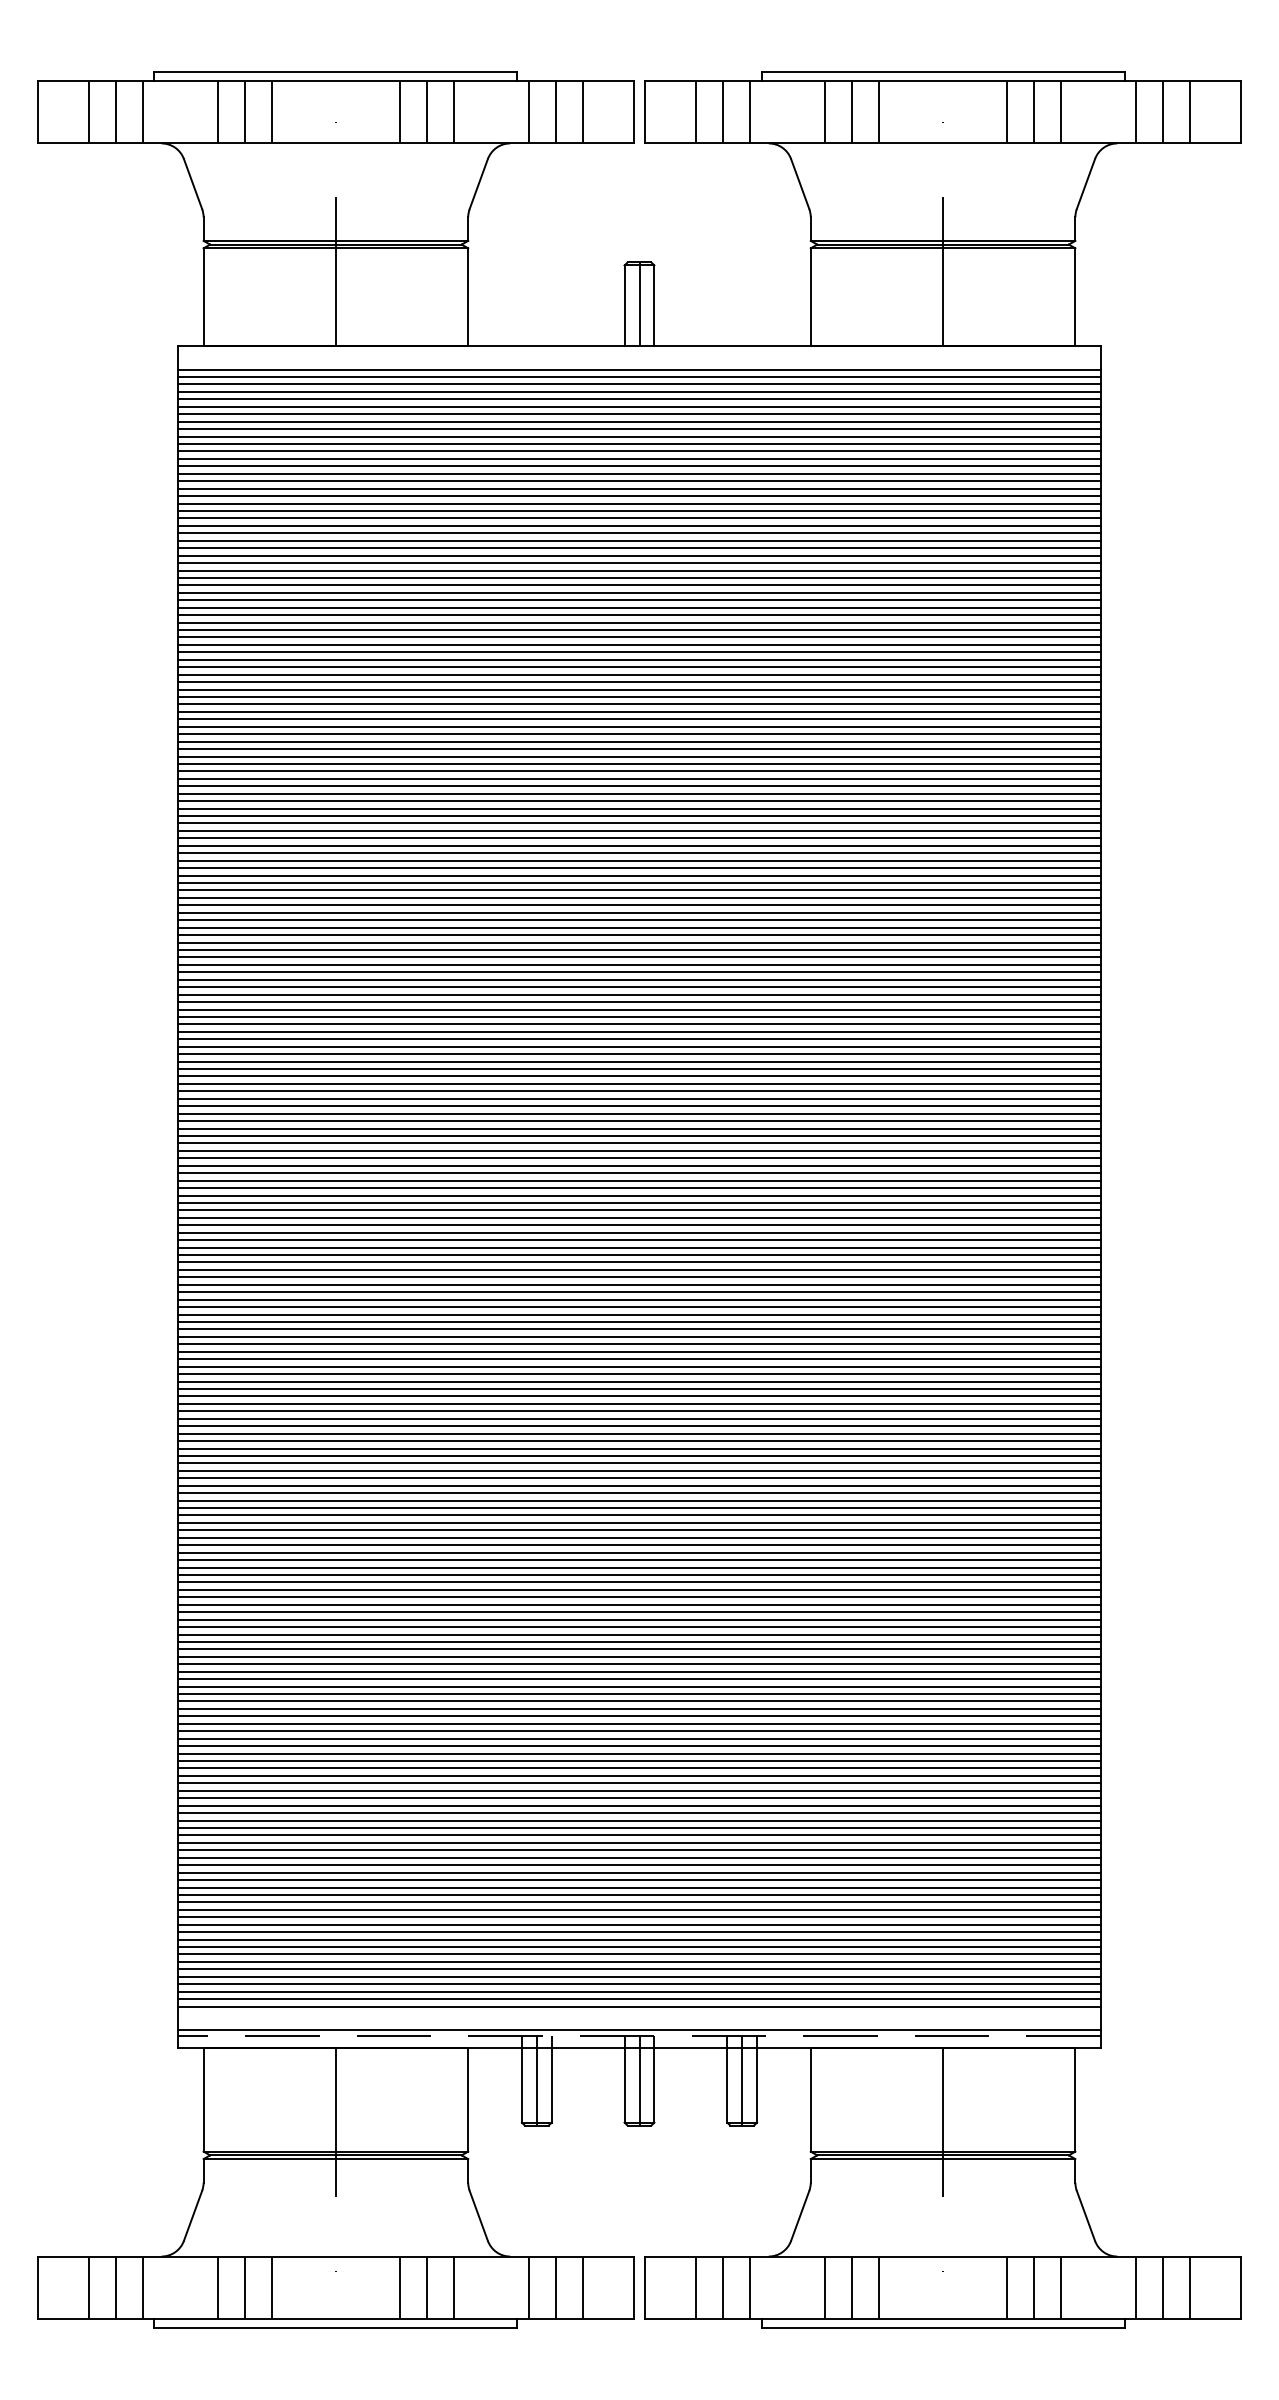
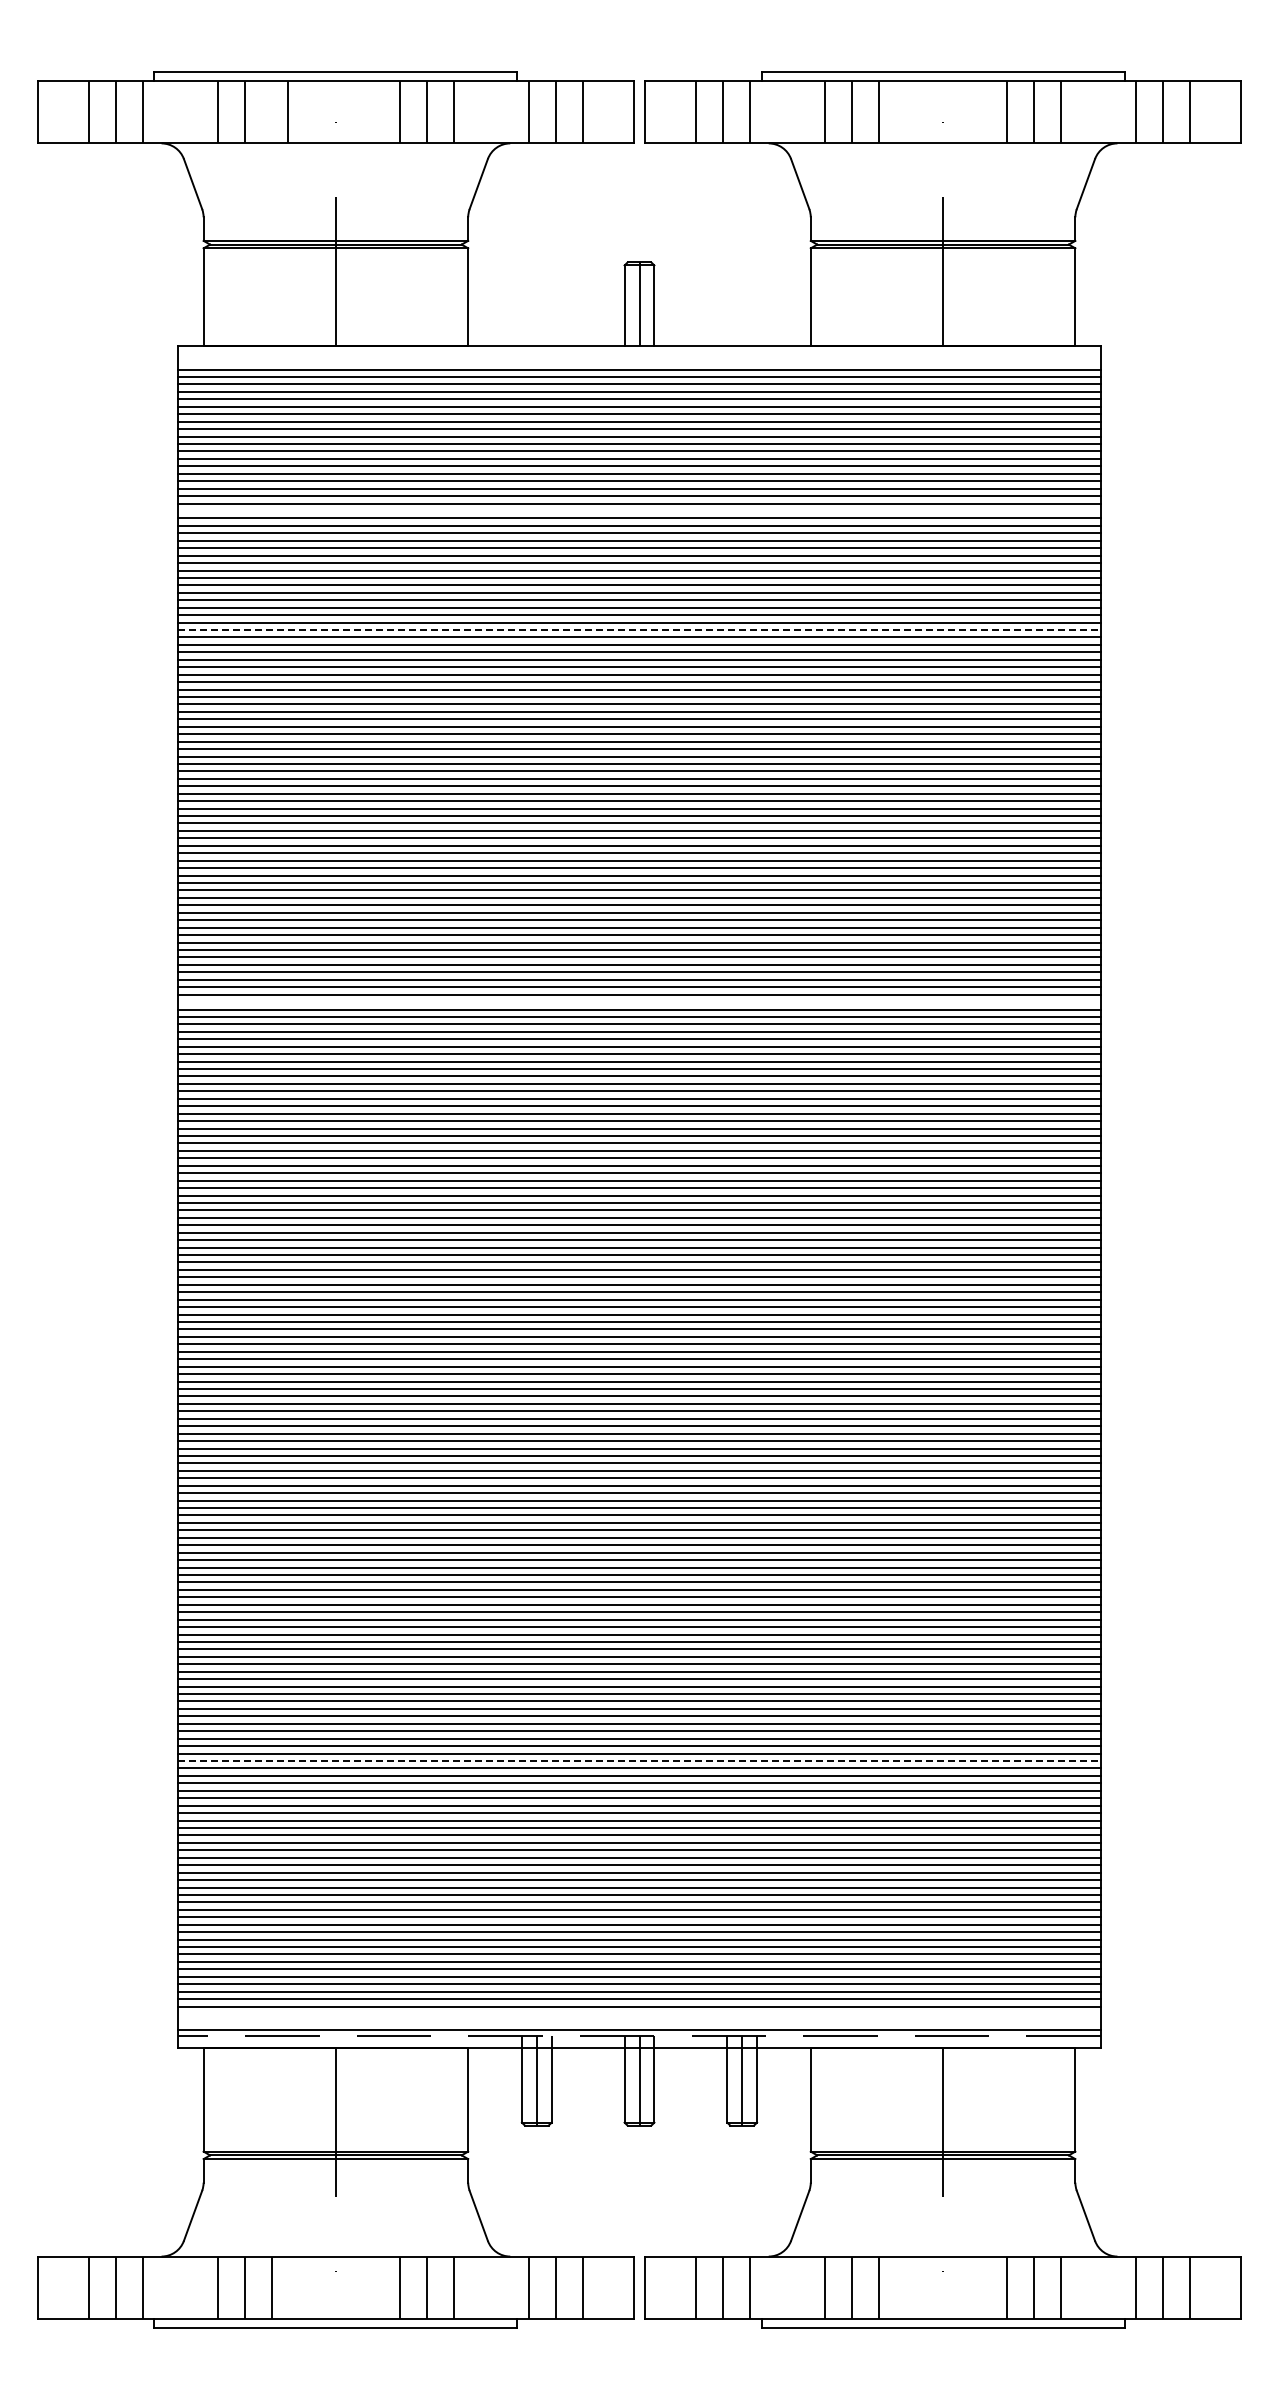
line position: (271, 111) -> (287, 111) (287, 111)
line: present -> none (639, 510)
line: solid -> dashed (639, 630)
line: present -> none (639, 1002)
line: solid -> dashed (639, 1761)
